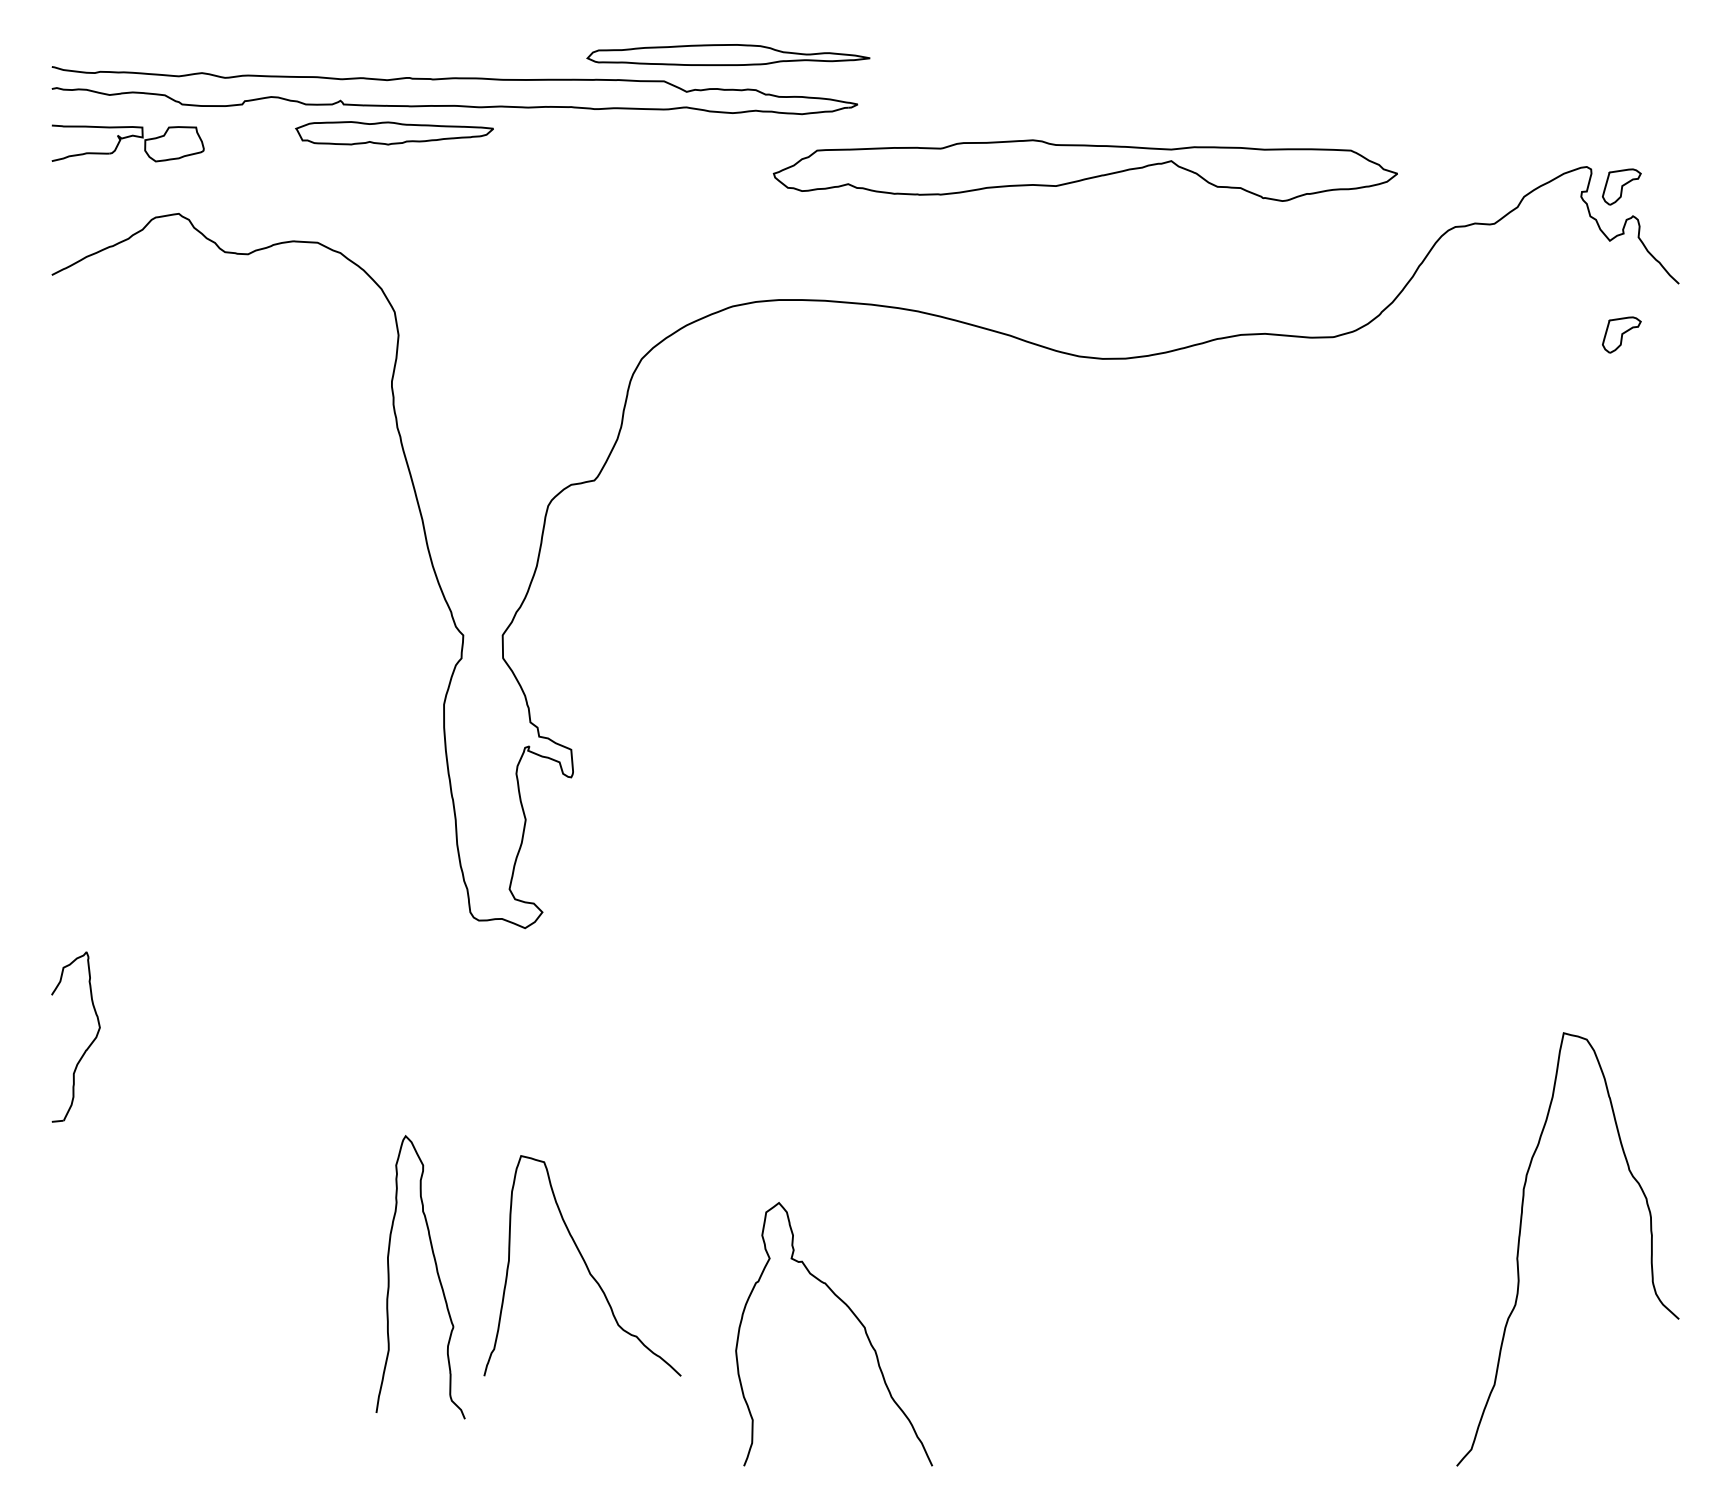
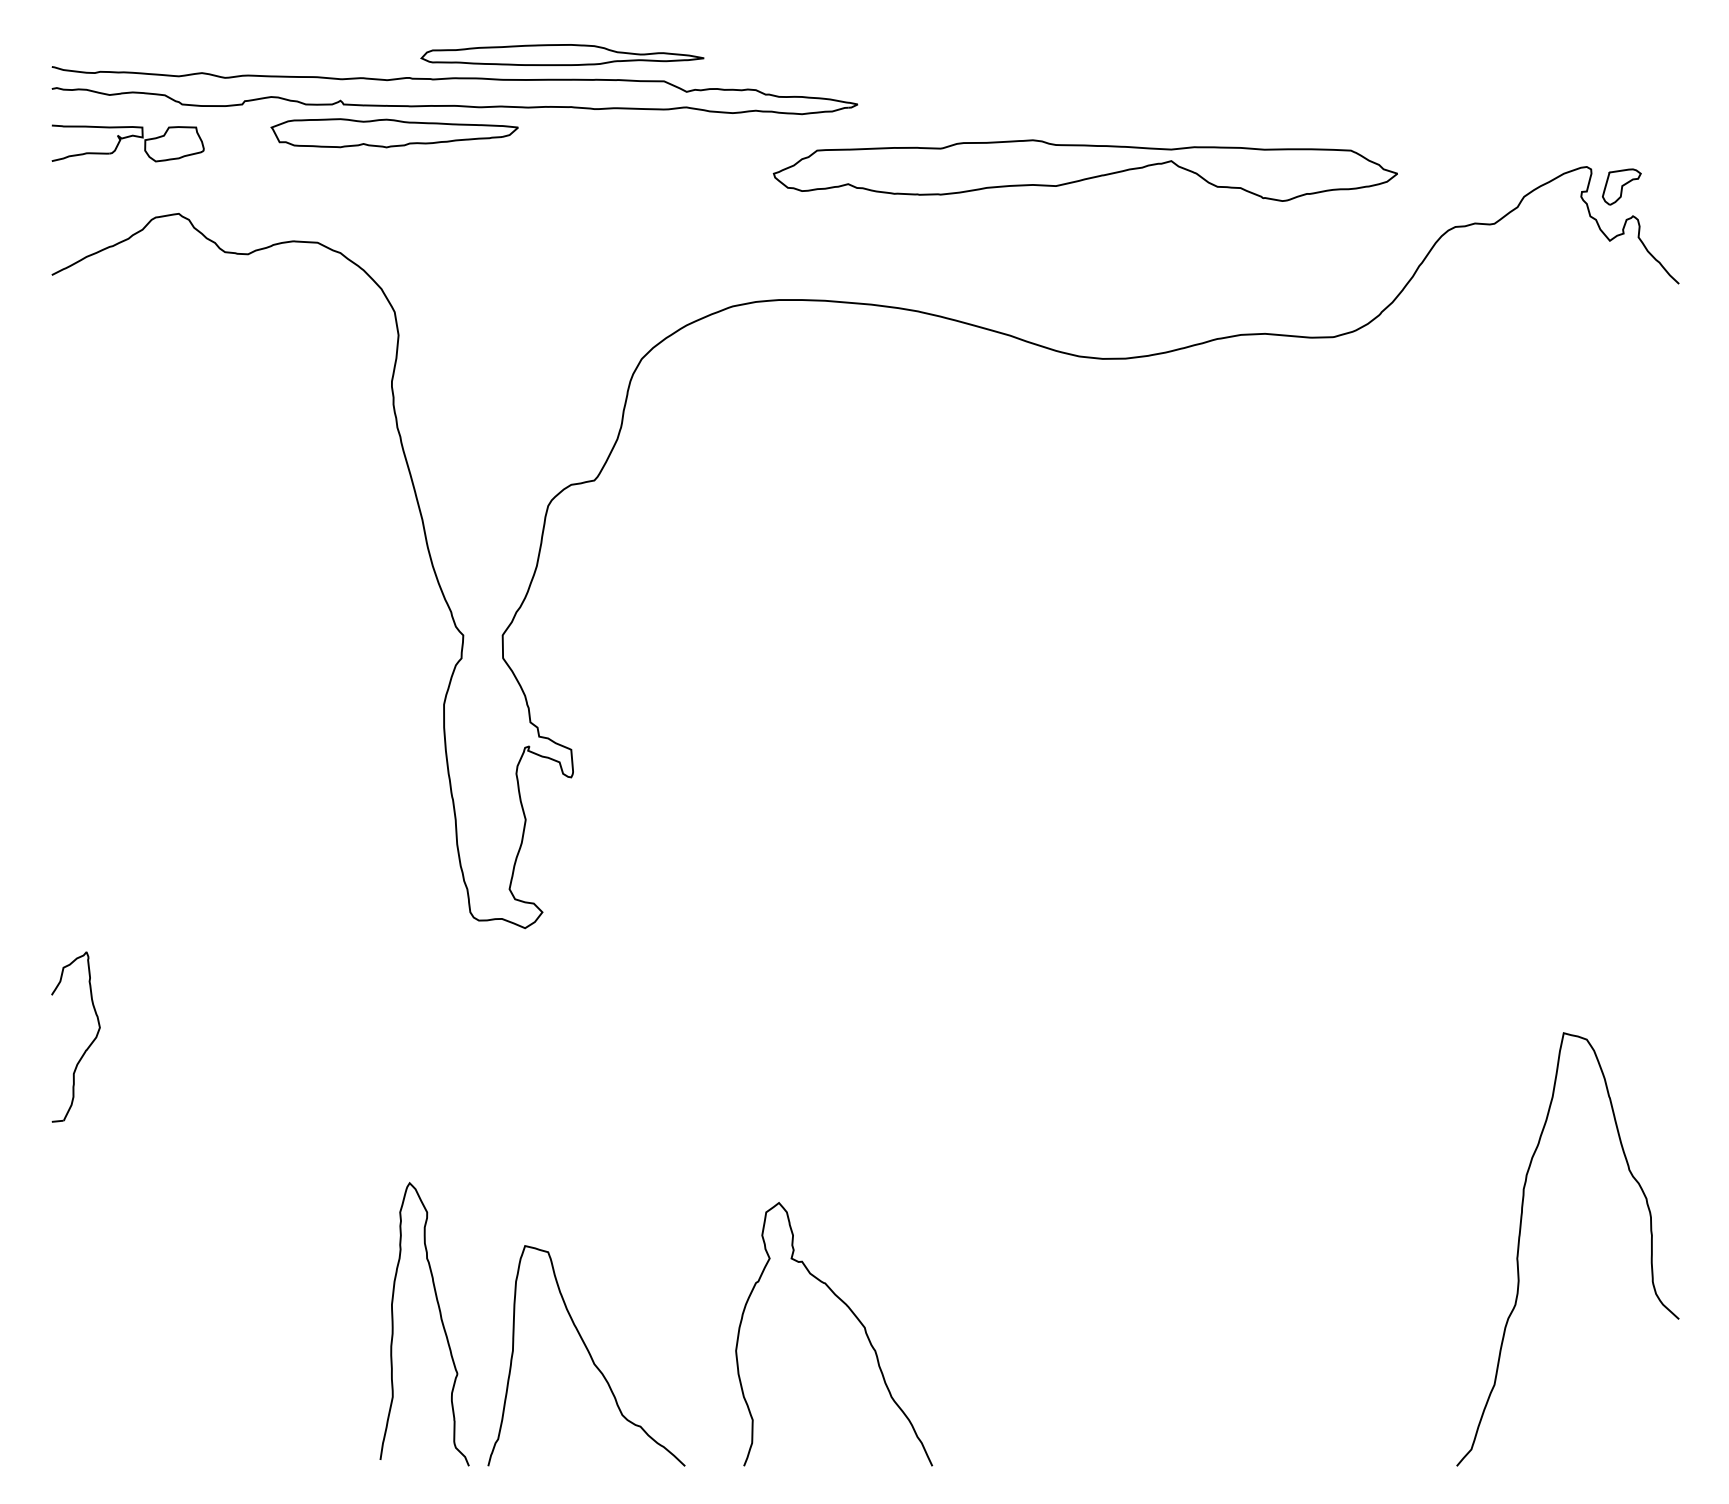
part position: (728, 55) -> (562, 55) (562, 55)
part size: 199x25 px -> 249x31 px (394, 133)
part: present -> none (1621, 334)
curve position: (584, 1263) -> (588, 1353) (588, 1353)
curve position: (436, 1272) -> (440, 1319) (440, 1319)
